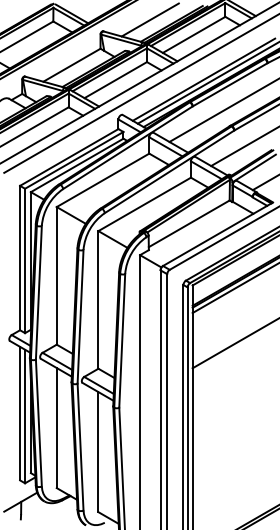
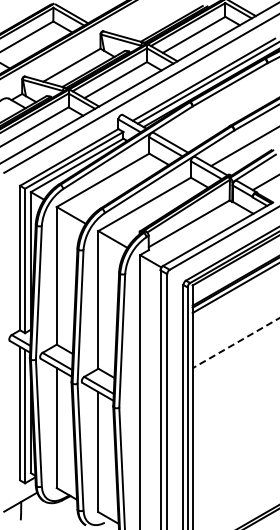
line: present -> none (149, 19)
line: present -> none (222, 110)
line: solid -> dashed (235, 343)
